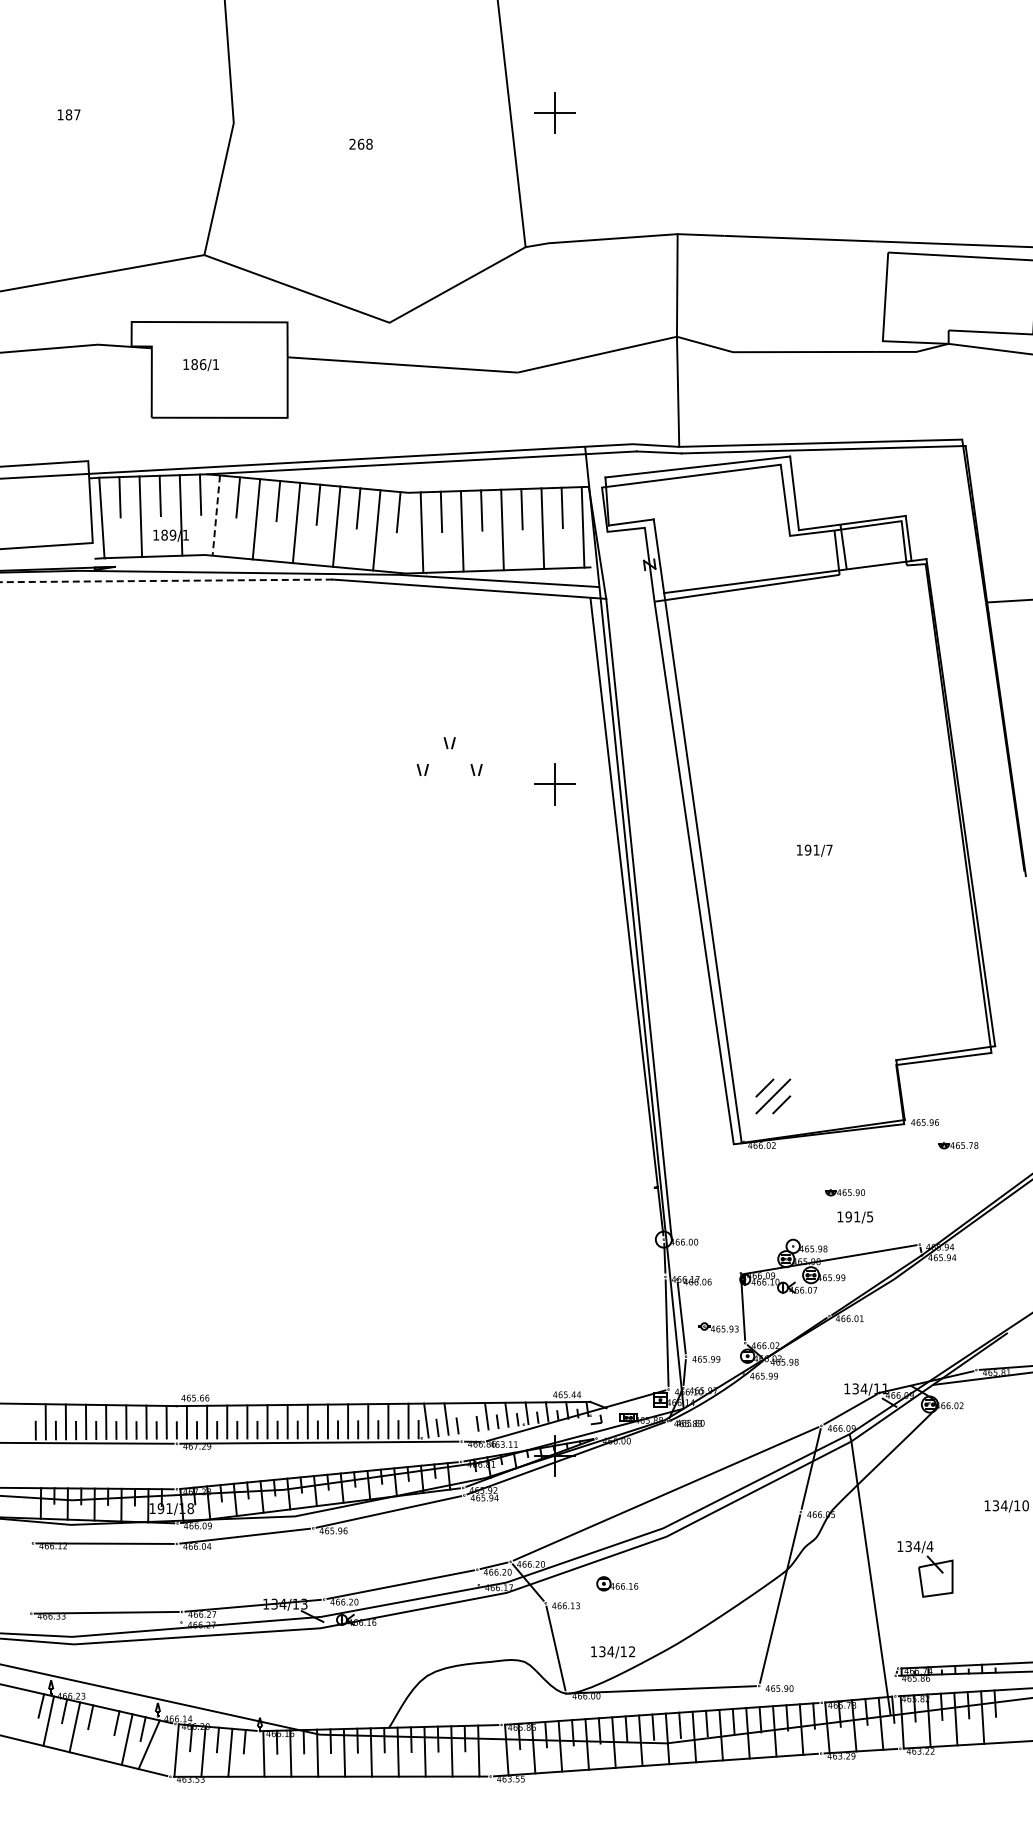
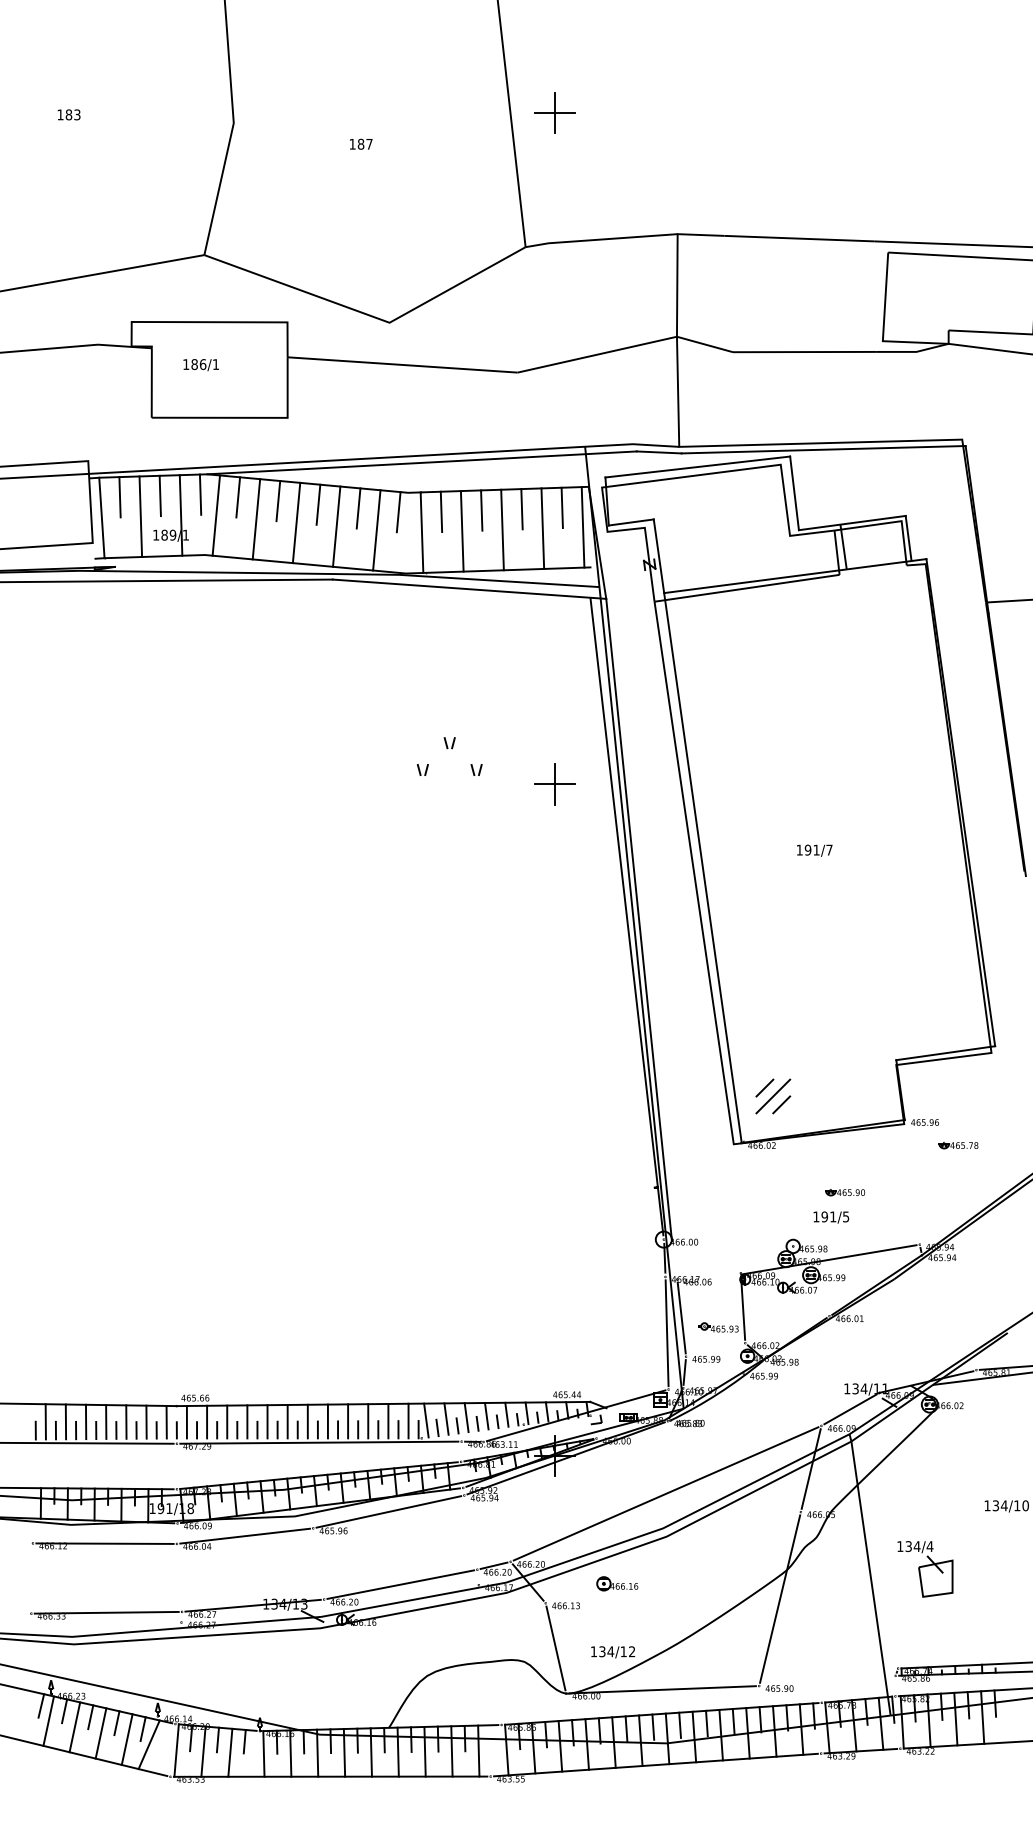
text: 187 -> 183 (77, 114)
text: 268 -> 187 (360, 143)
line: dashed -> solid (216, 516)
line: dashed -> solid (166, 580)
text position: (855, 1217) -> (831, 1217) (831, 1217)
line: none -> present (466, 1417)
line: none -> present (100, 1733)
